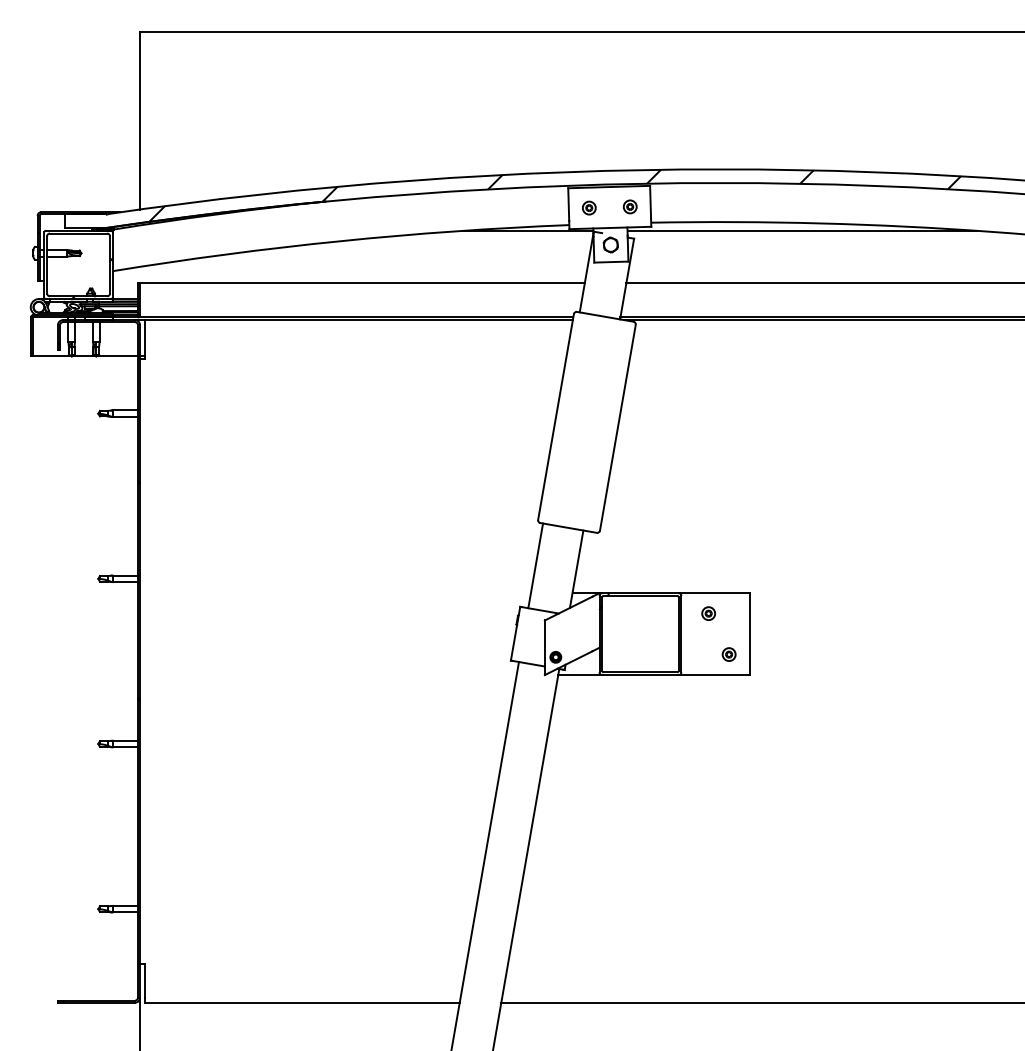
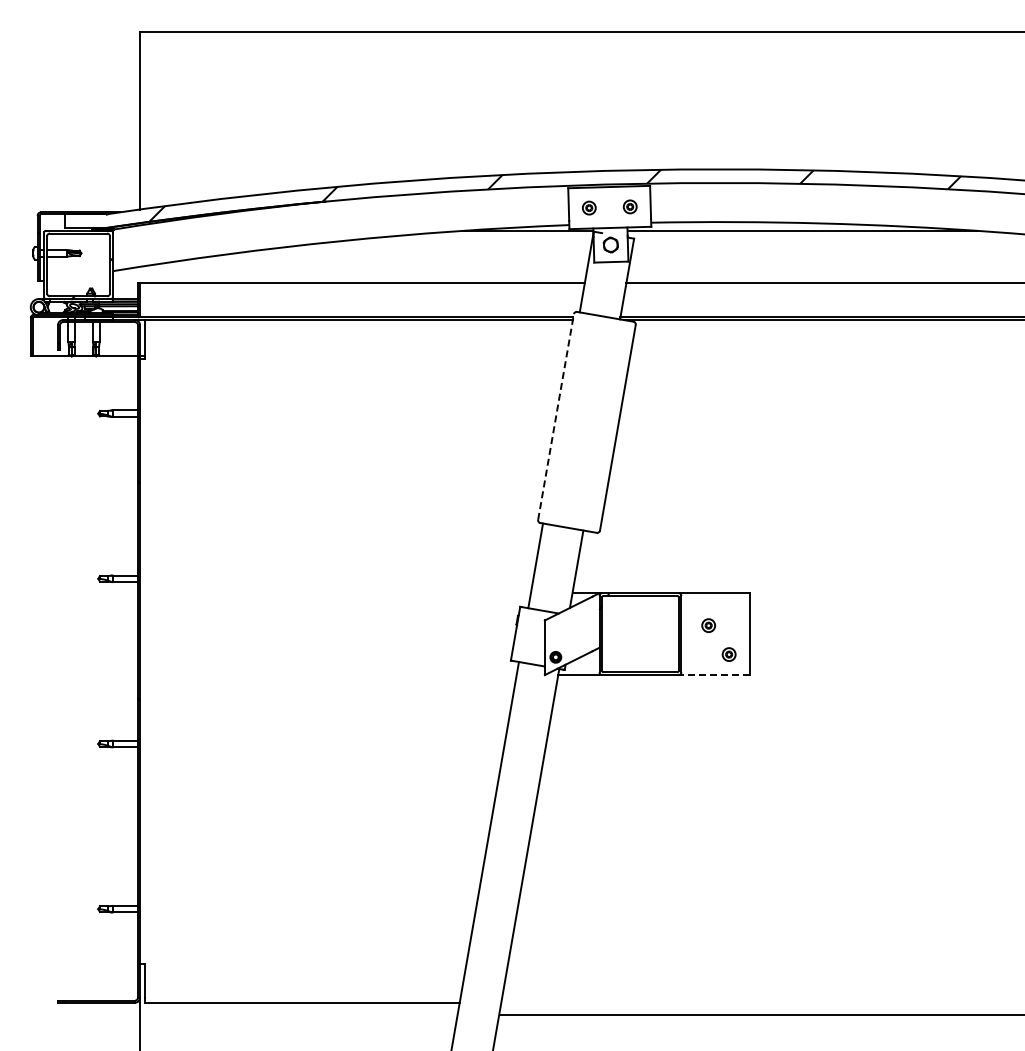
line: solid -> dashed (556, 416)
part position: (708, 613) -> (708, 625) (708, 625)
line: solid -> dashed (713, 675)
line position: (761, 1002) -> (761, 1014) (761, 1014)
